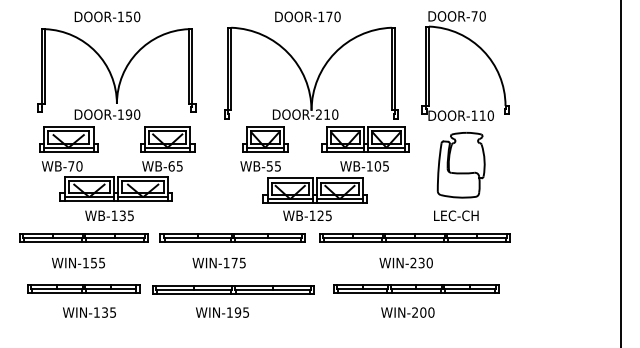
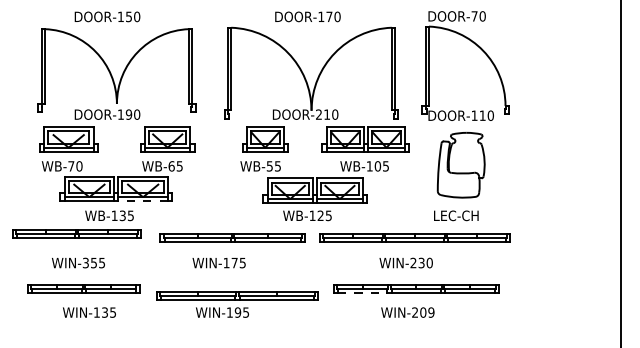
line: solid -> dashed (143, 201)
part position: (83, 237) -> (76, 233) (76, 233)
text: WIN-155 -> WIN-355 (85, 262)
part position: (233, 289) -> (237, 295) (237, 295)
line: solid -> dashed (362, 293)
text: WIN-200 -> WIN-209 (431, 312)
